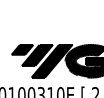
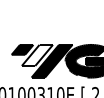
fill: present -> none (36, 54)
